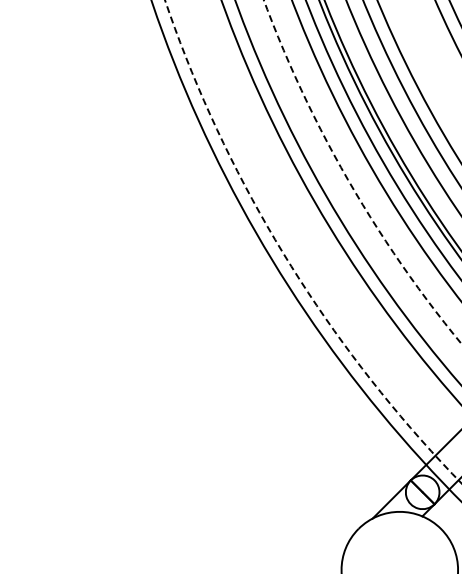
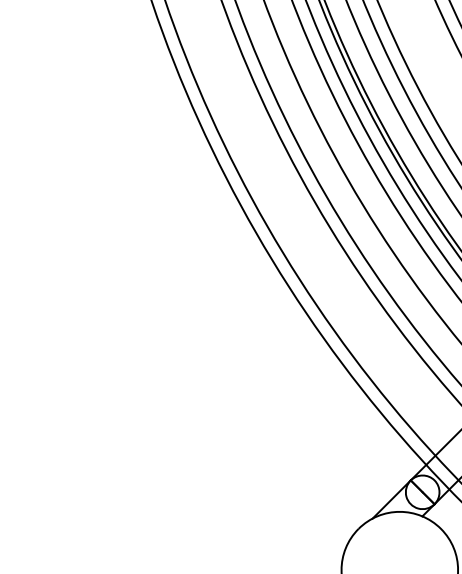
arc: dashed -> solid (348, 179)
arc: dashed -> solid (285, 256)
